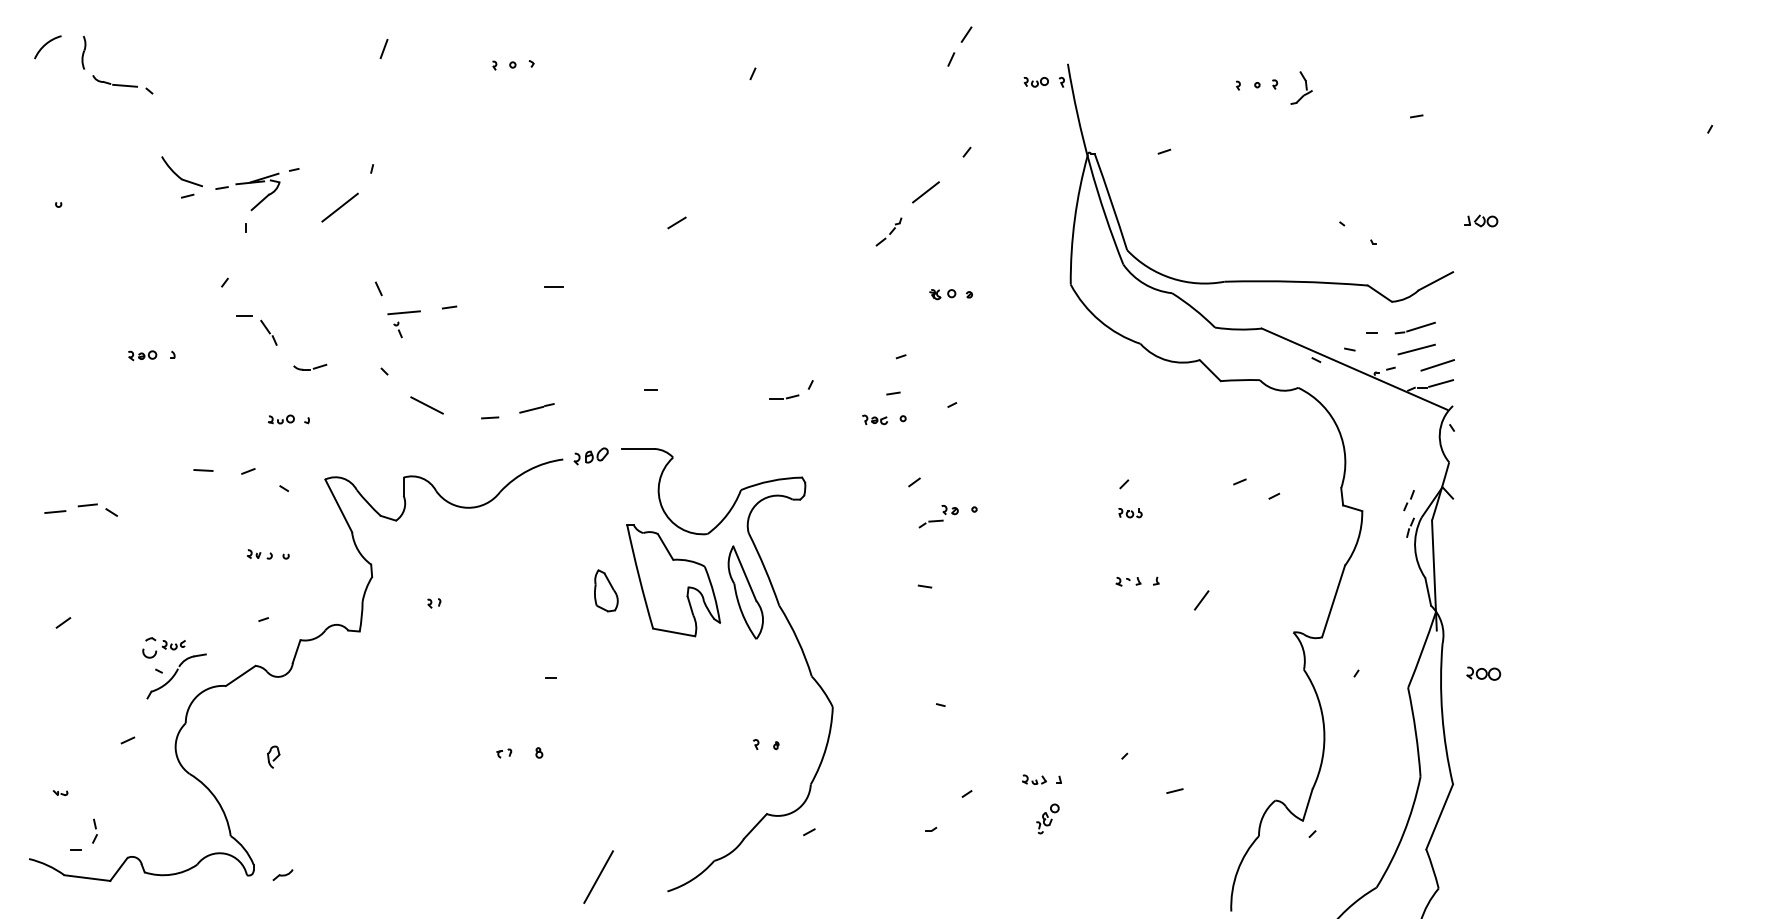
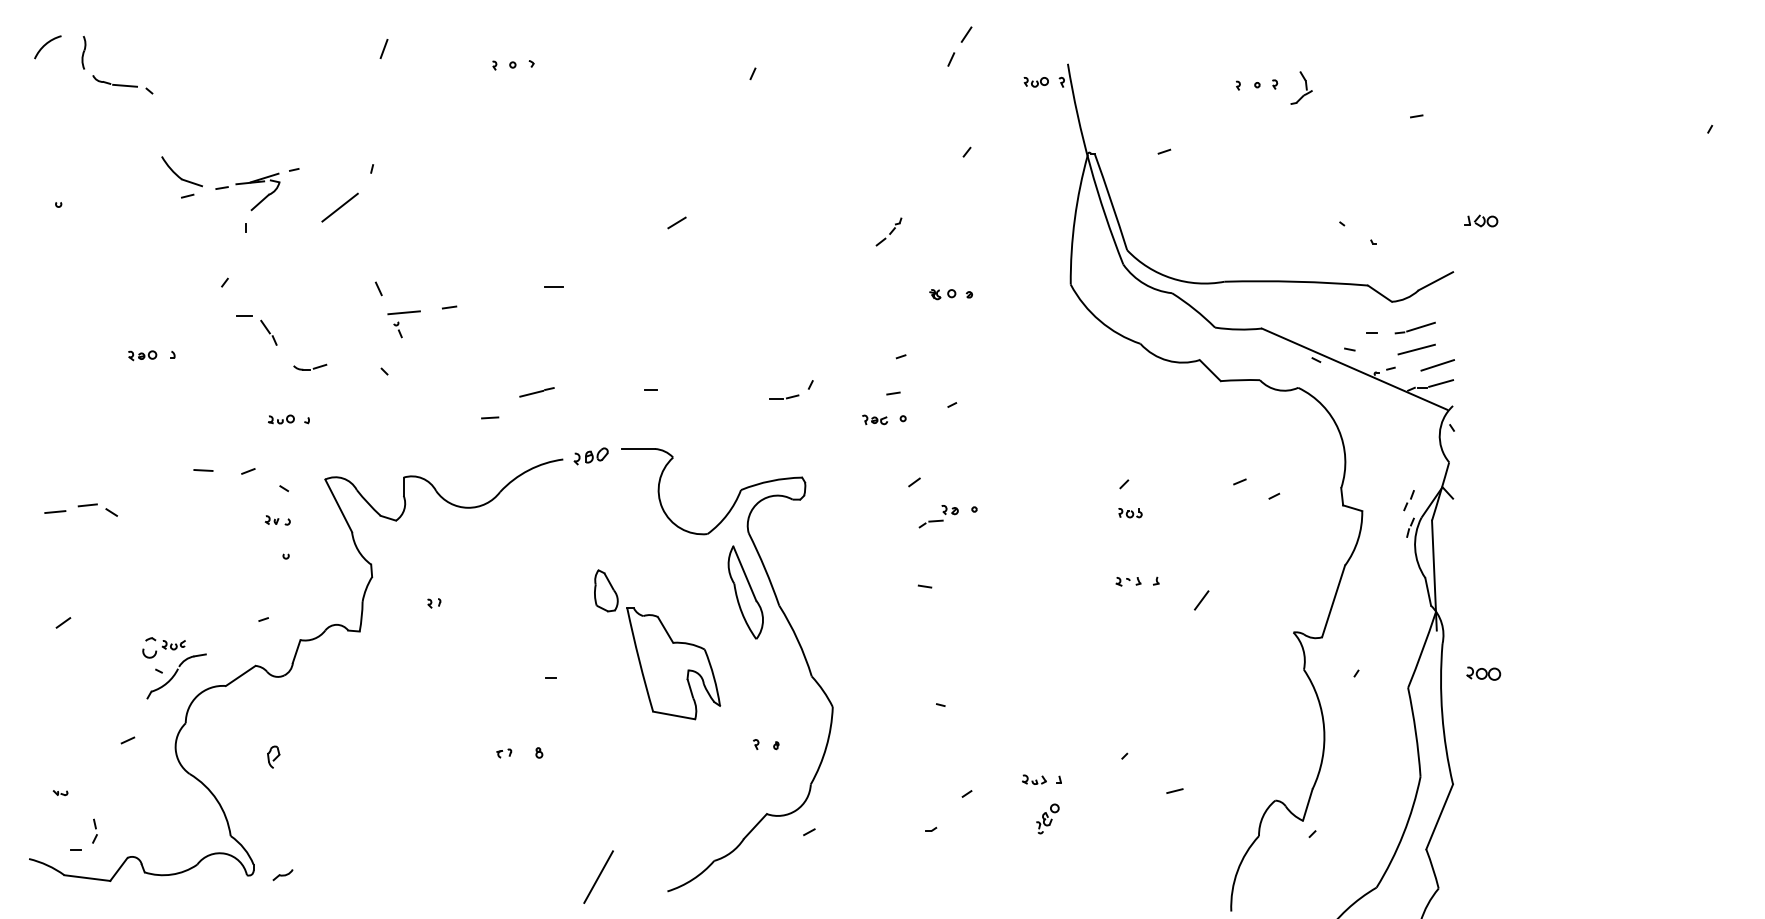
line: present -> none (925, 192)
line: present -> none (426, 405)
line position: (536, 408) -> (536, 392) (536, 392)
part position: (259, 554) -> (277, 520) (277, 520)
part position: (673, 580) -> (673, 663) (673, 663)
